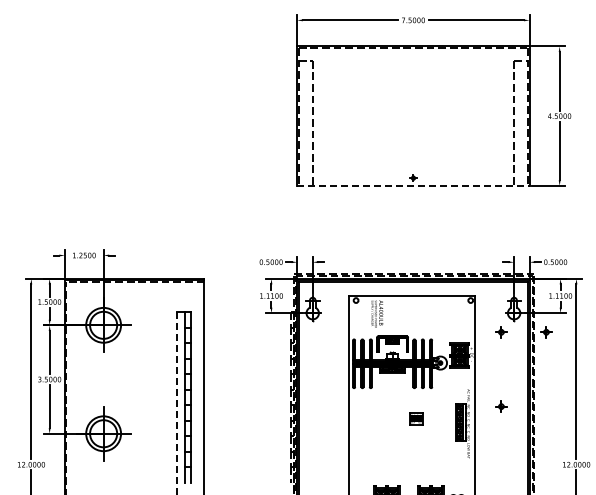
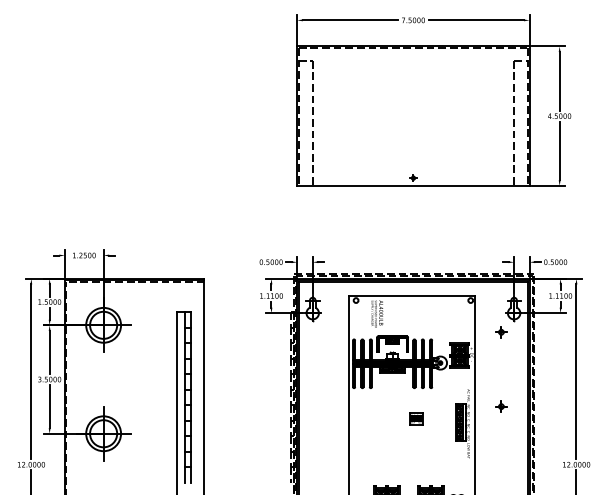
line: dashed -> solid (413, 185)
part: present -> none (546, 332)
line: dashed -> solid (176, 403)
